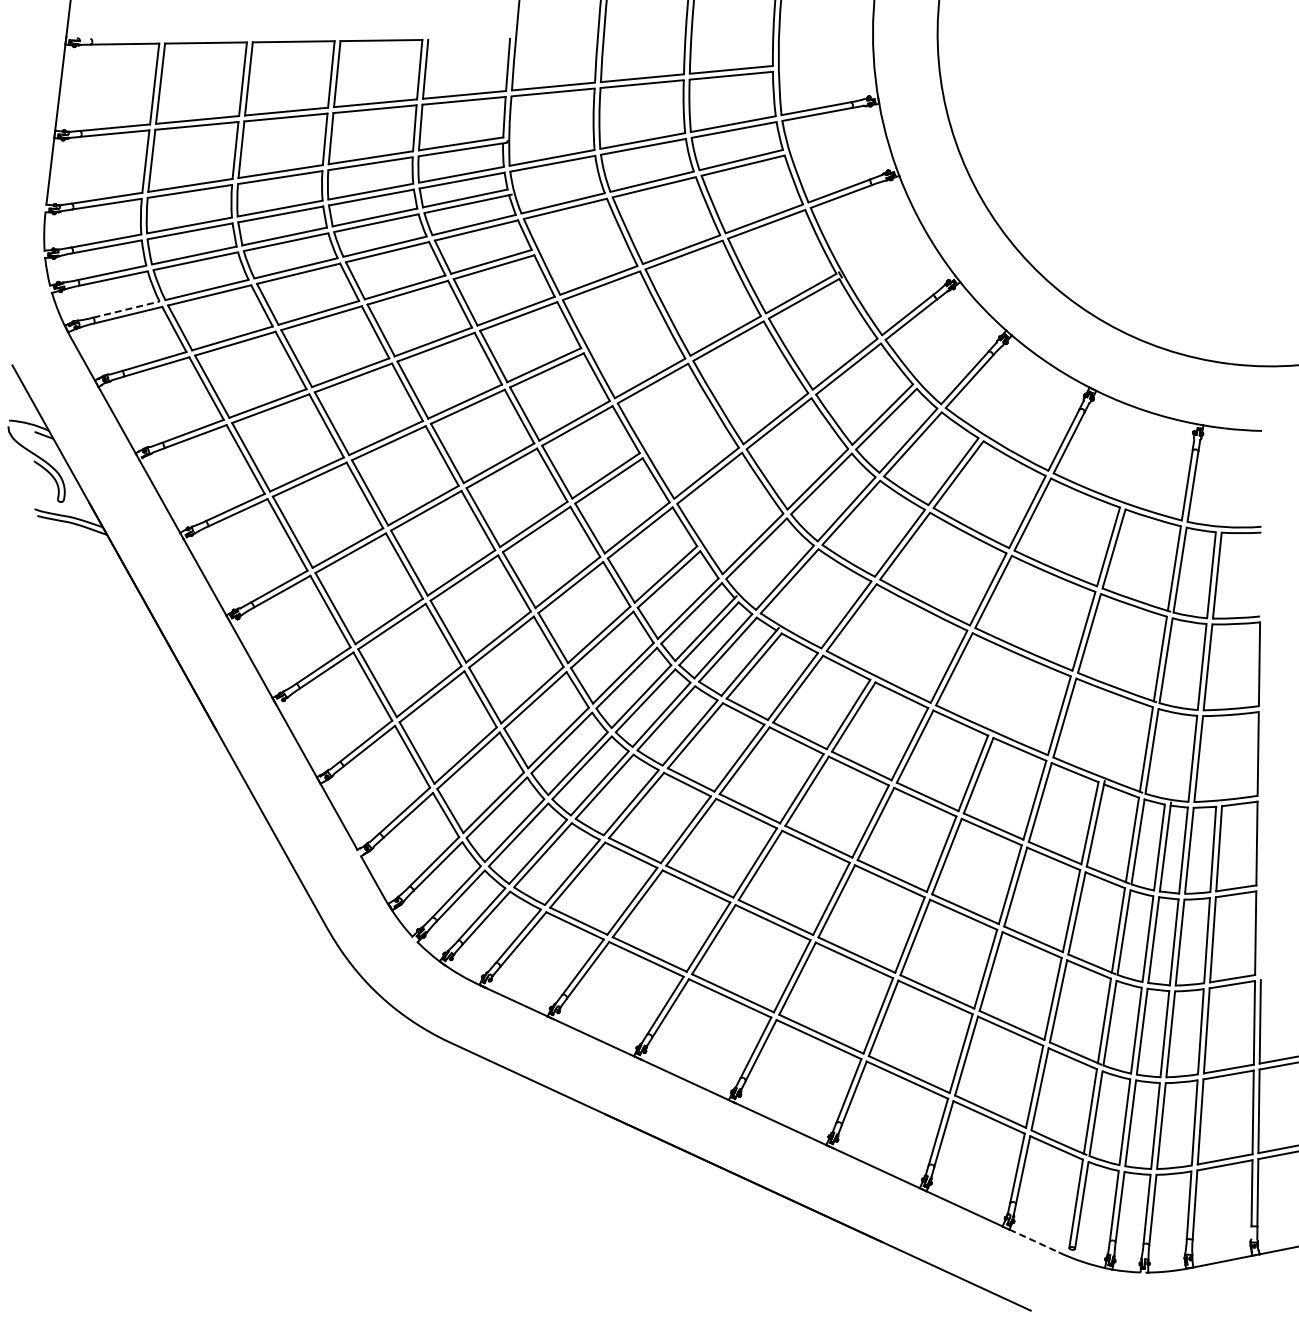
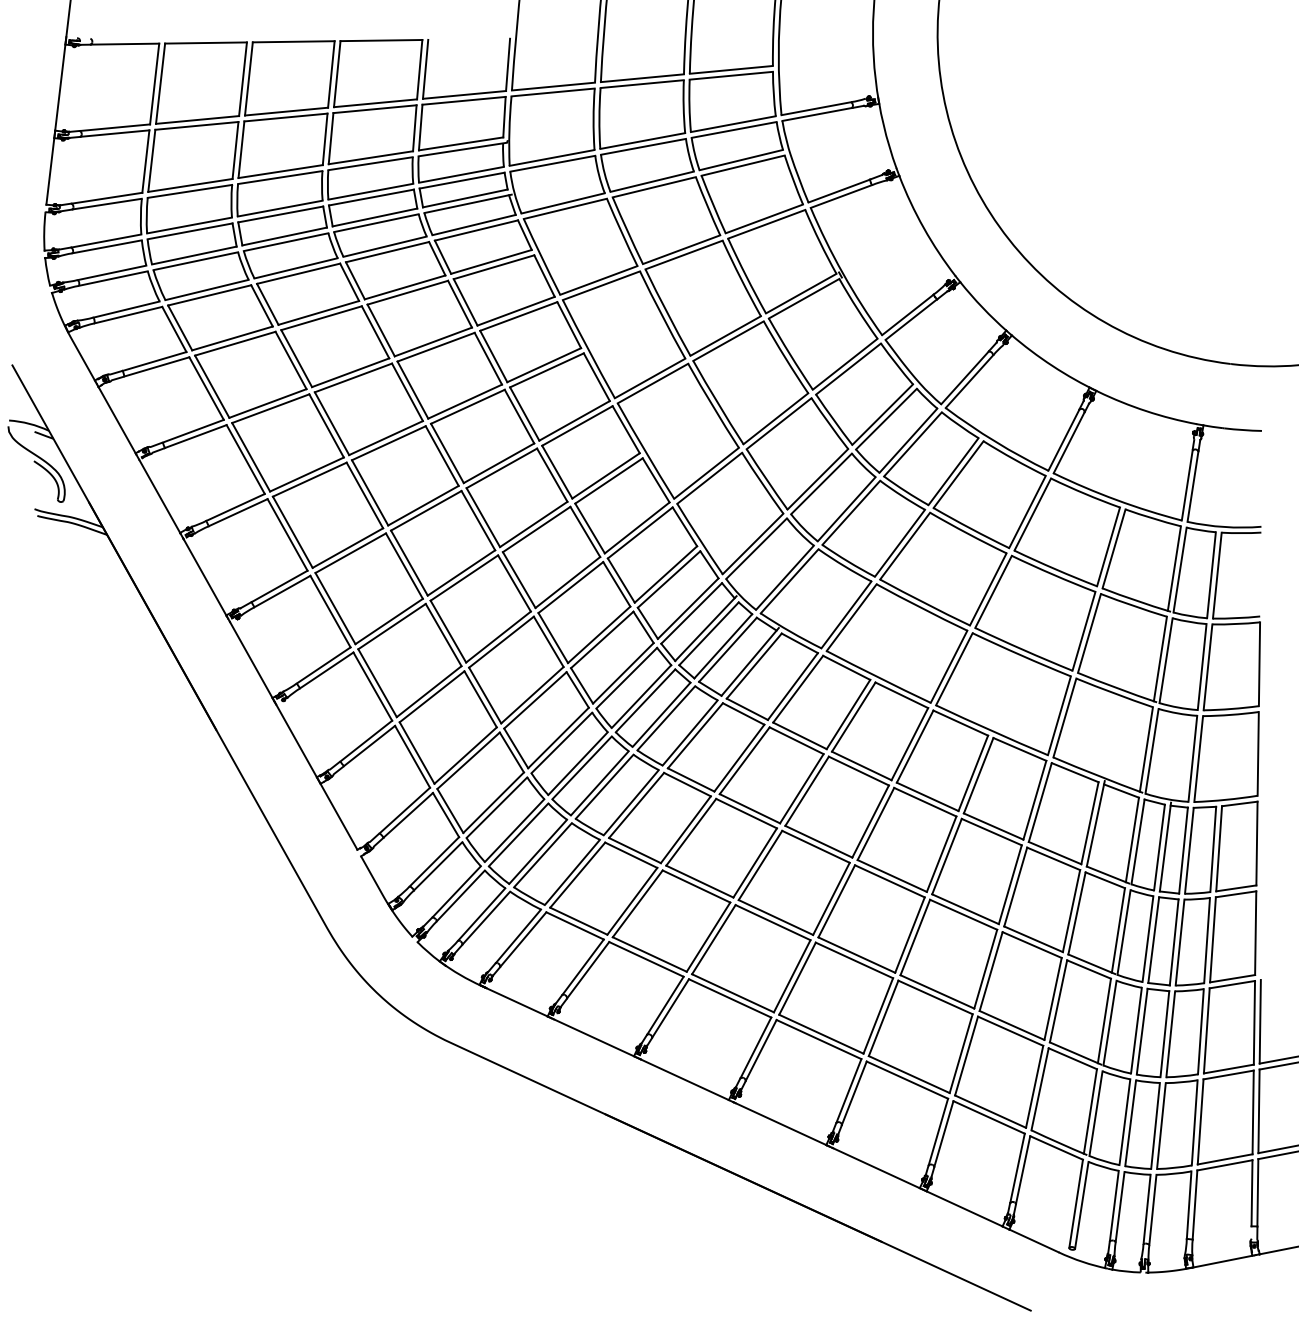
line: dashed -> solid (127, 309)
line: dashed -> solid (1034, 1241)
